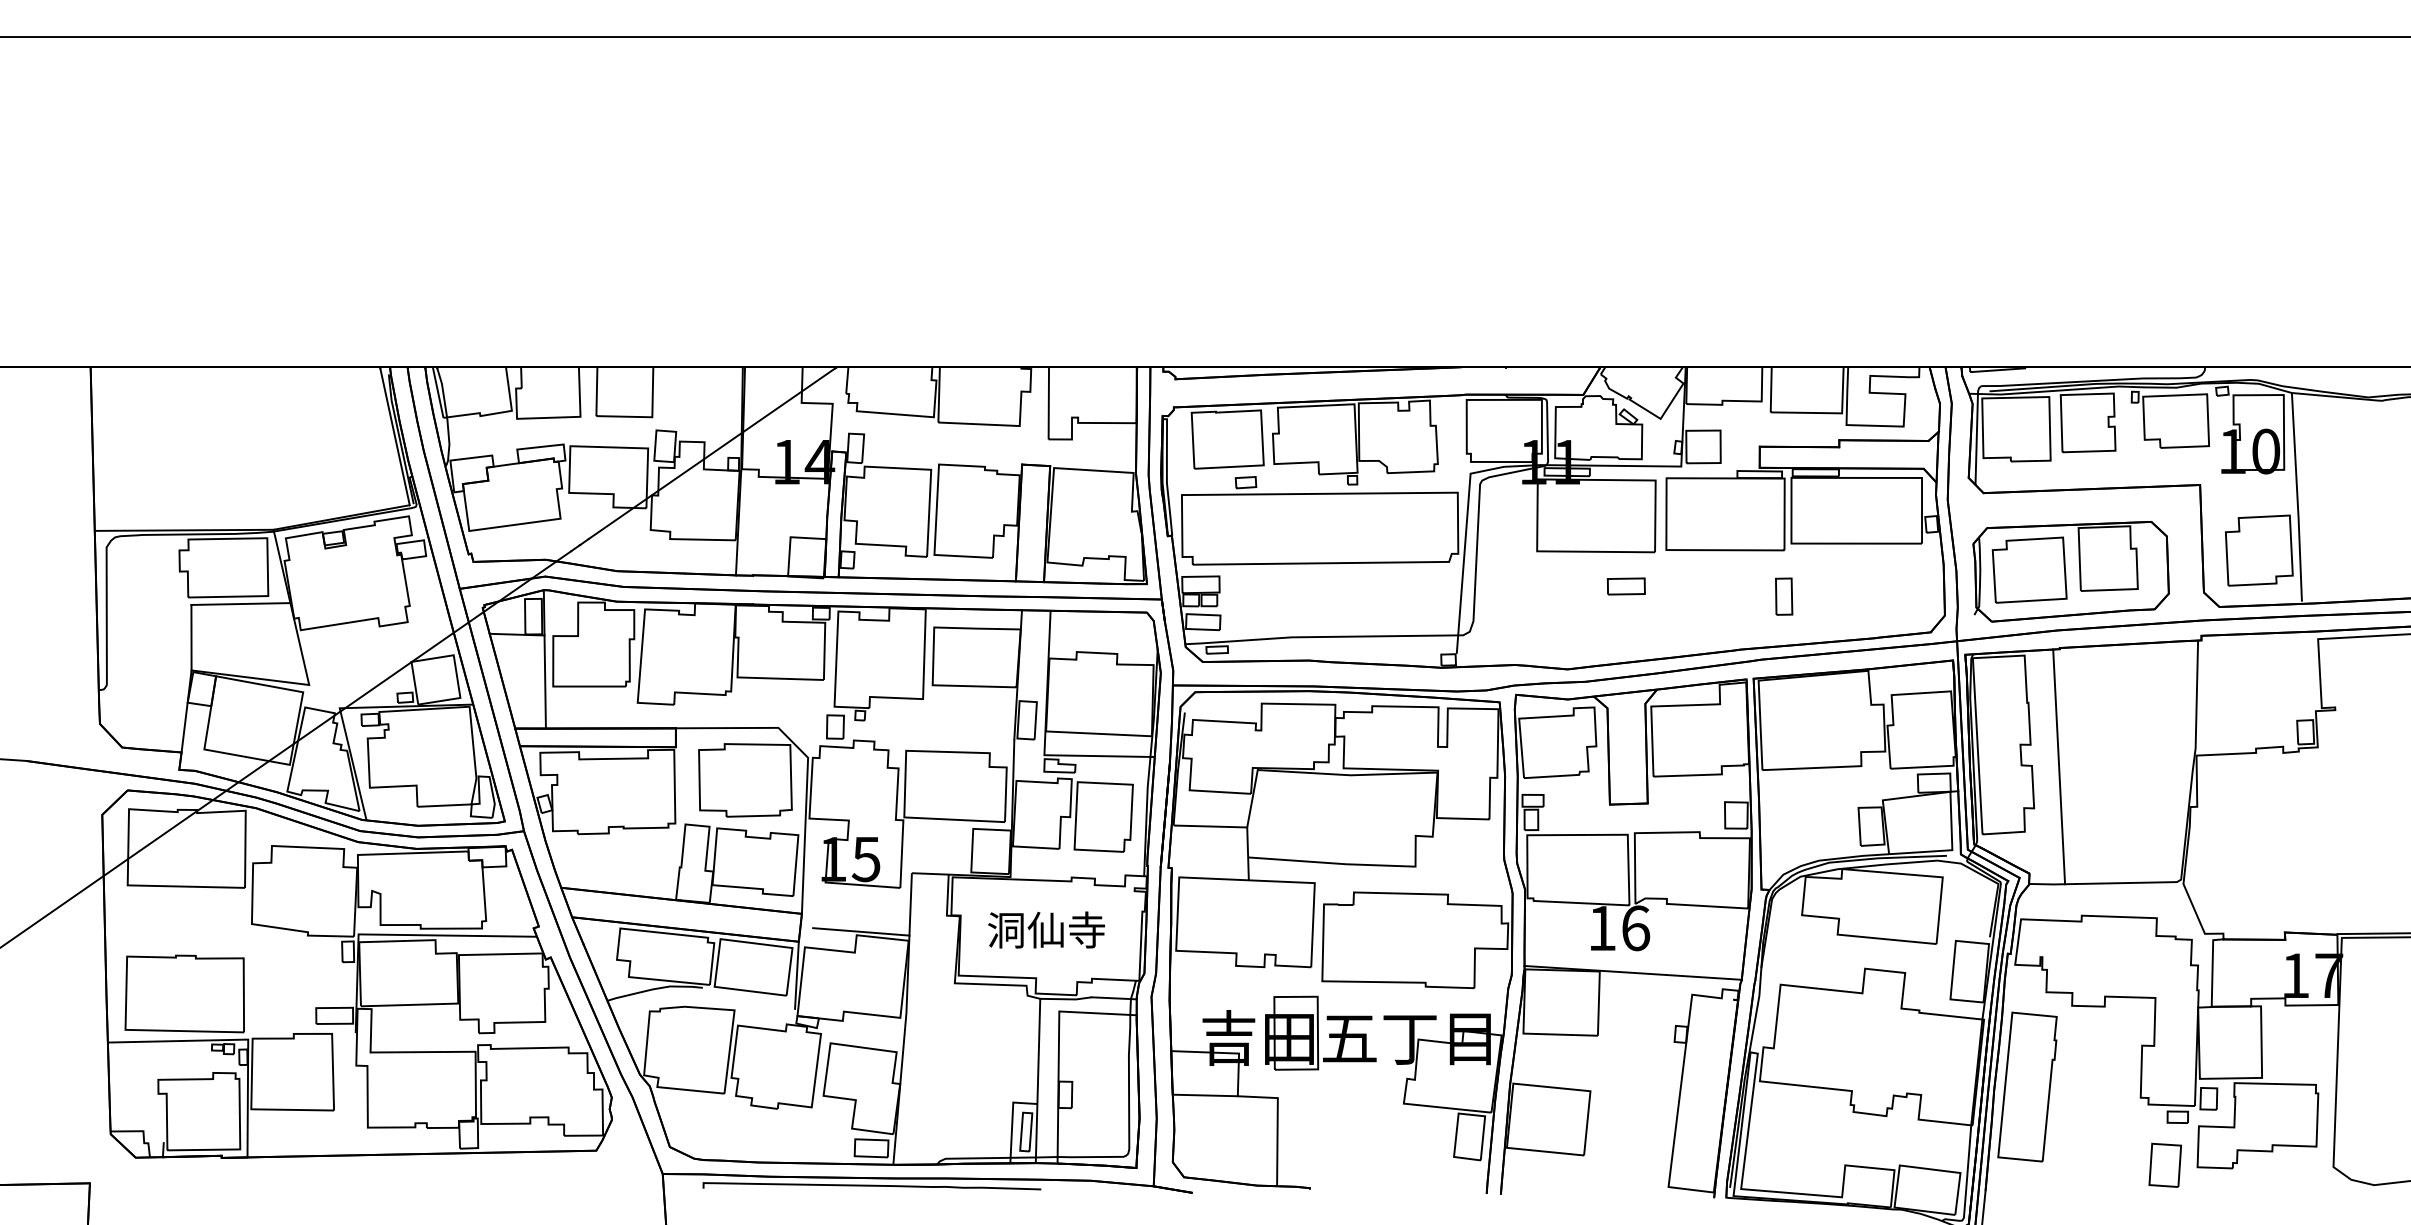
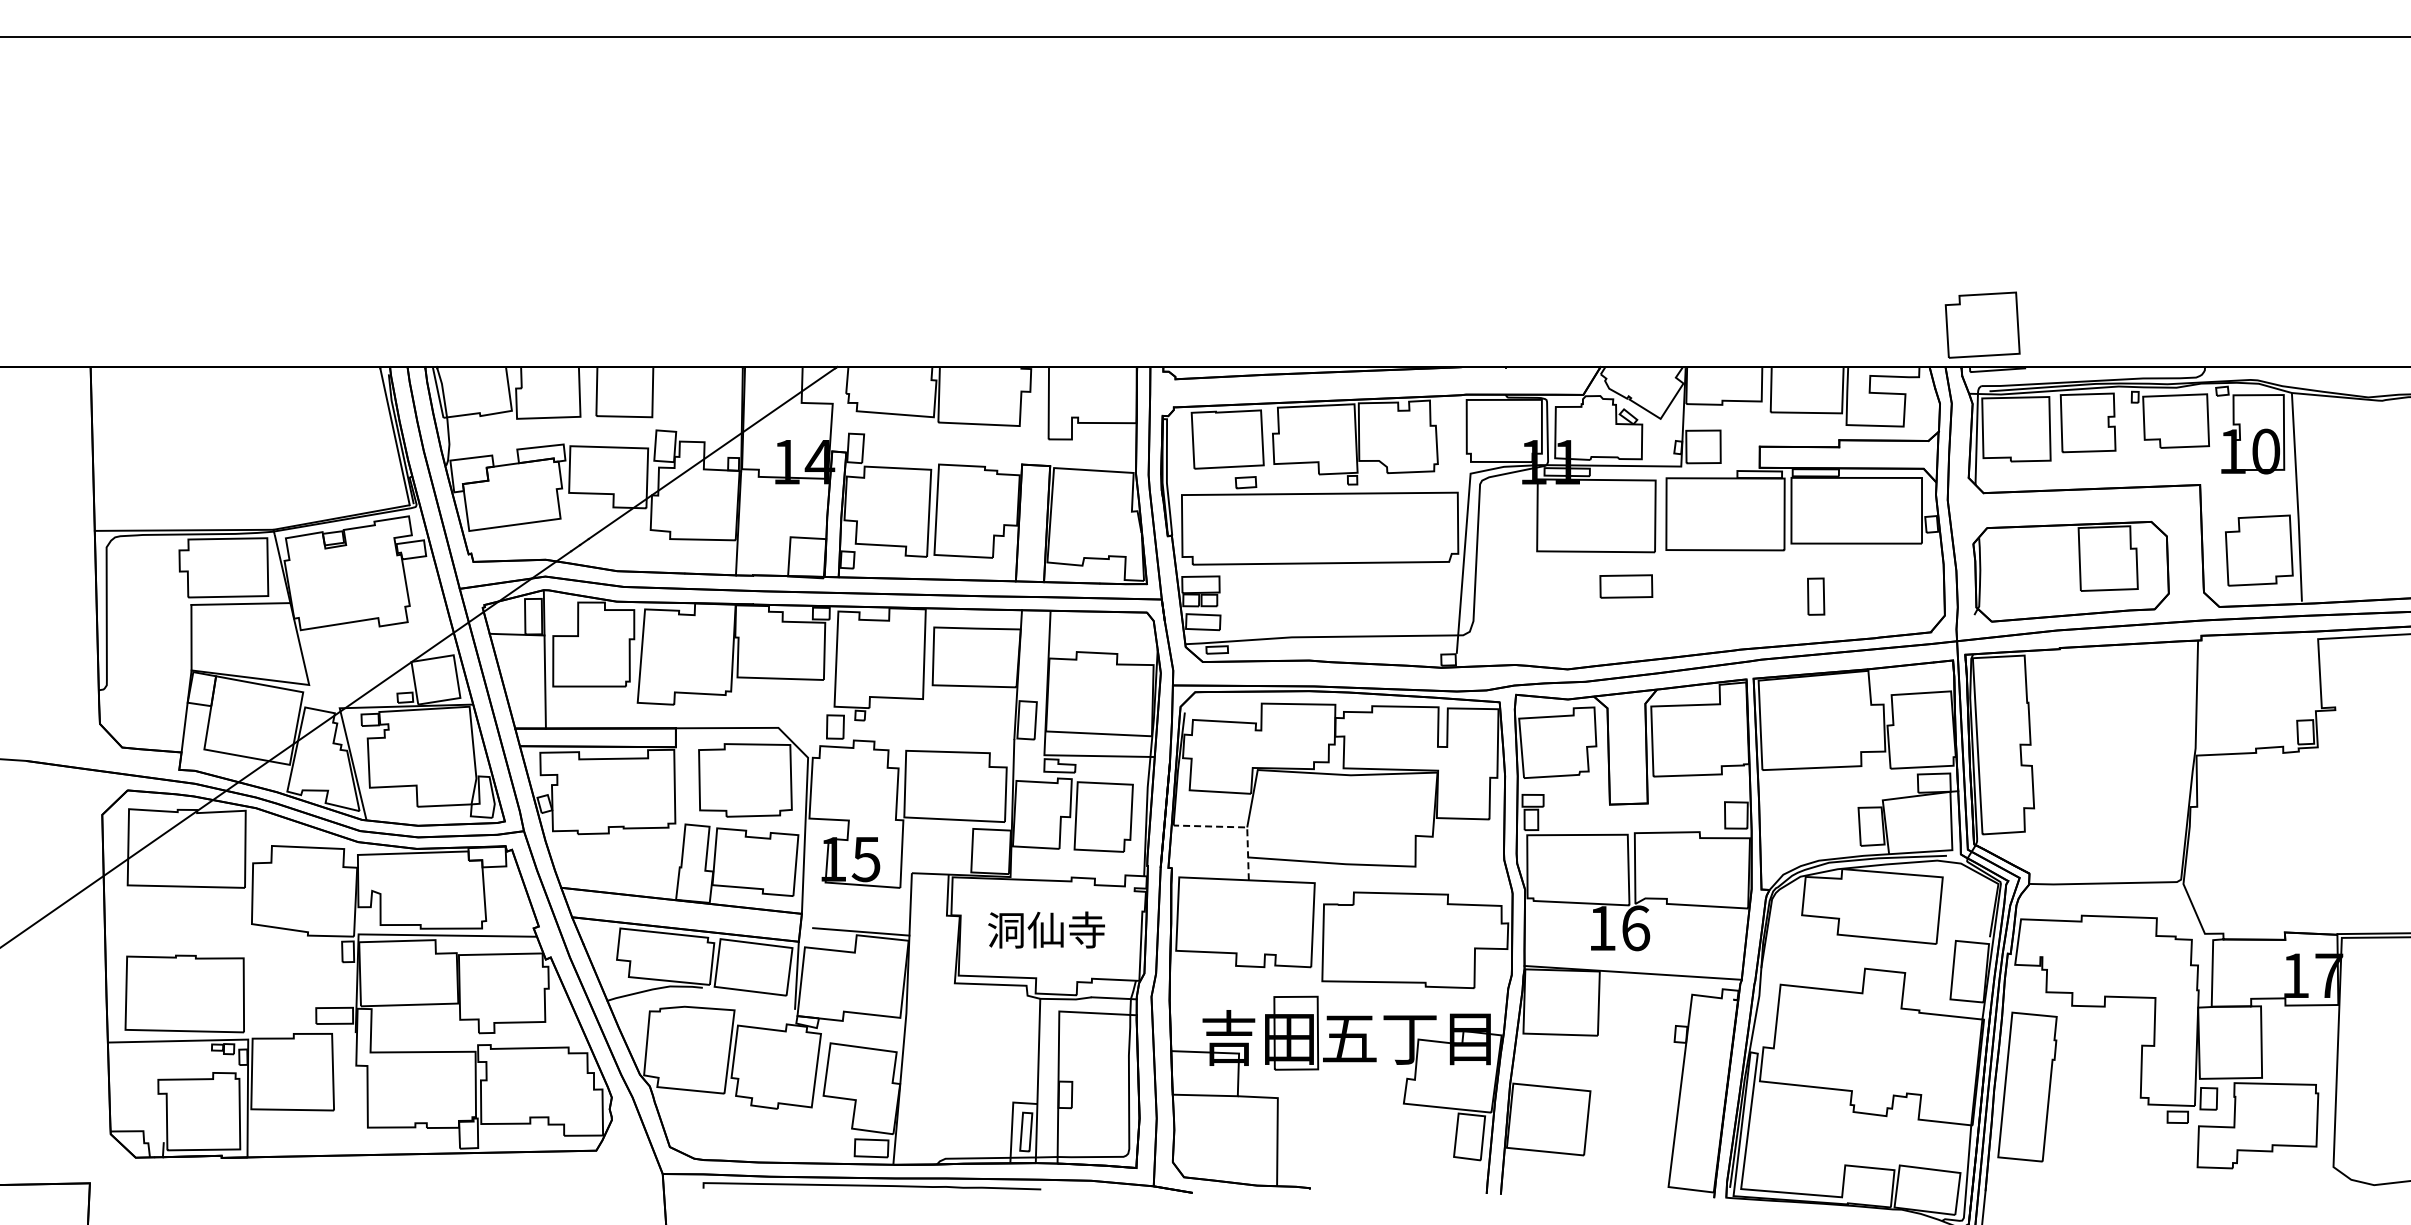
part position: (2029, 569) -> (1982, 324) (1982, 324)
part size: 39x19 px -> 55x25 px (1626, 586)
part position: (1784, 596) -> (1816, 596) (1816, 596)
line: present -> none (2059, 766)
line: solid -> dashed (1237, 827)
part: present -> none (2165, 1164)
